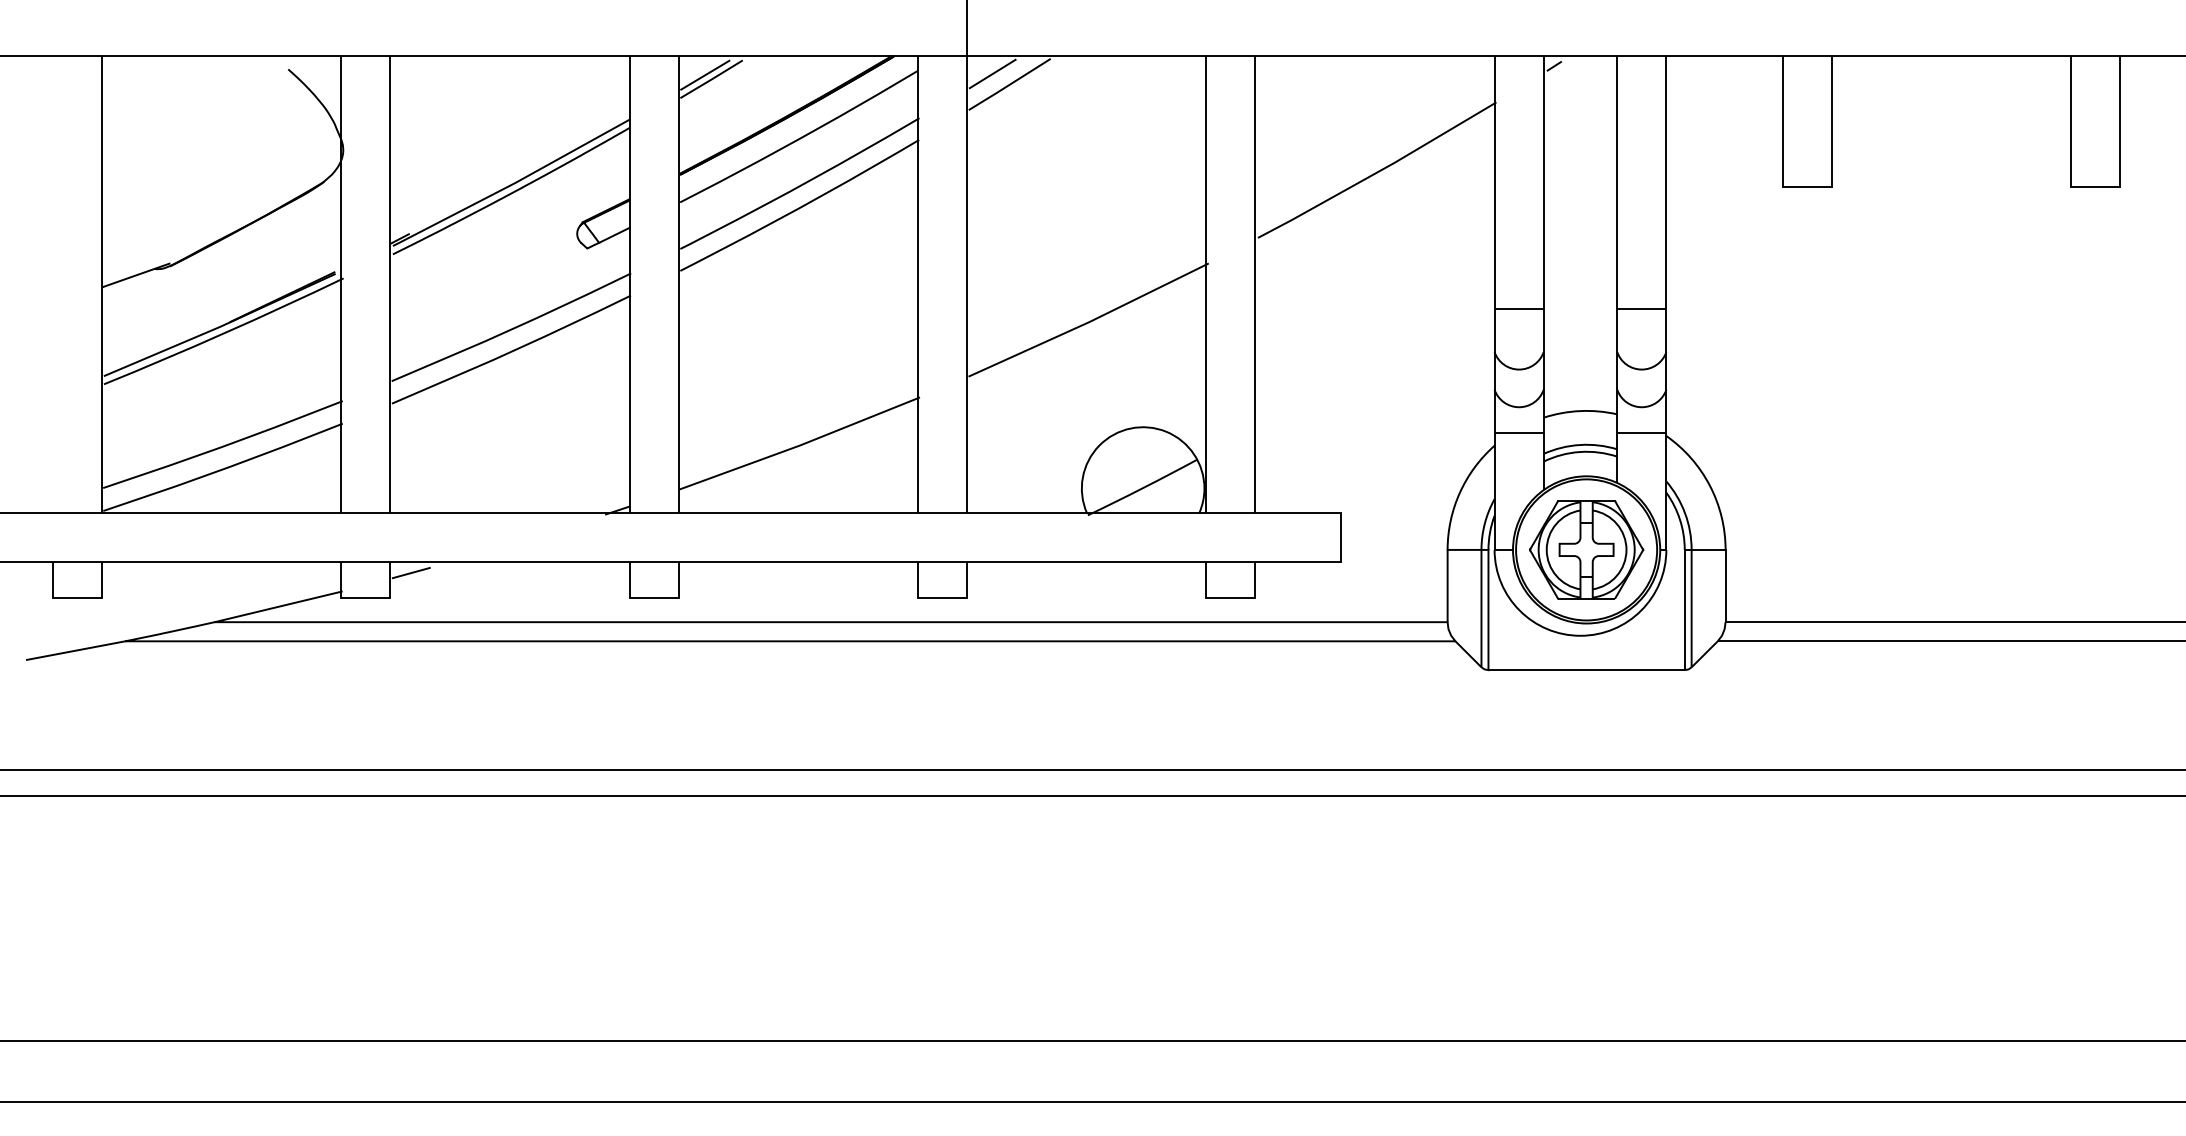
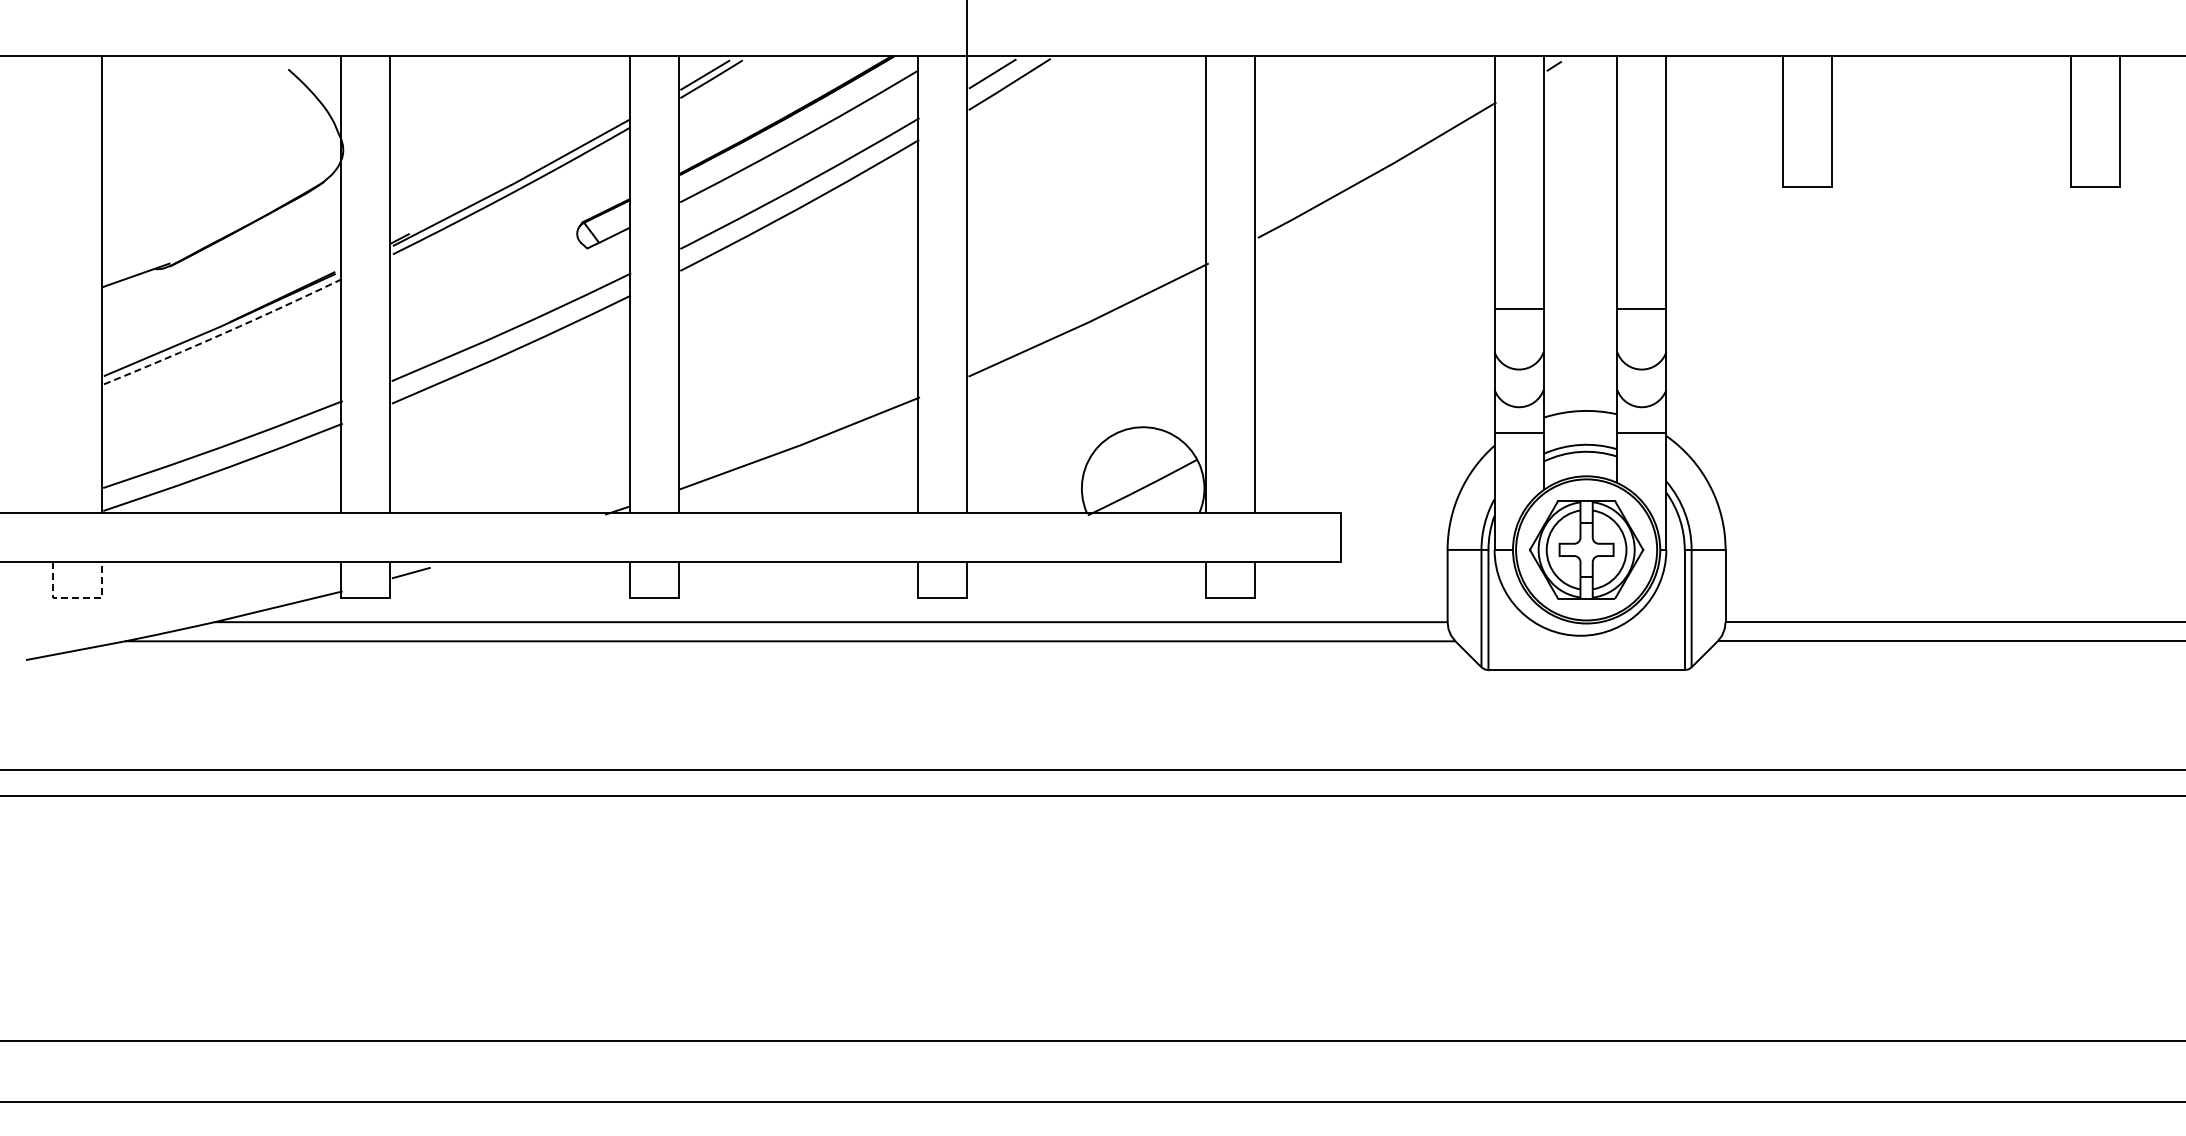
arc: solid -> dashed (224, 333)
line: solid -> dashed (77, 597)
